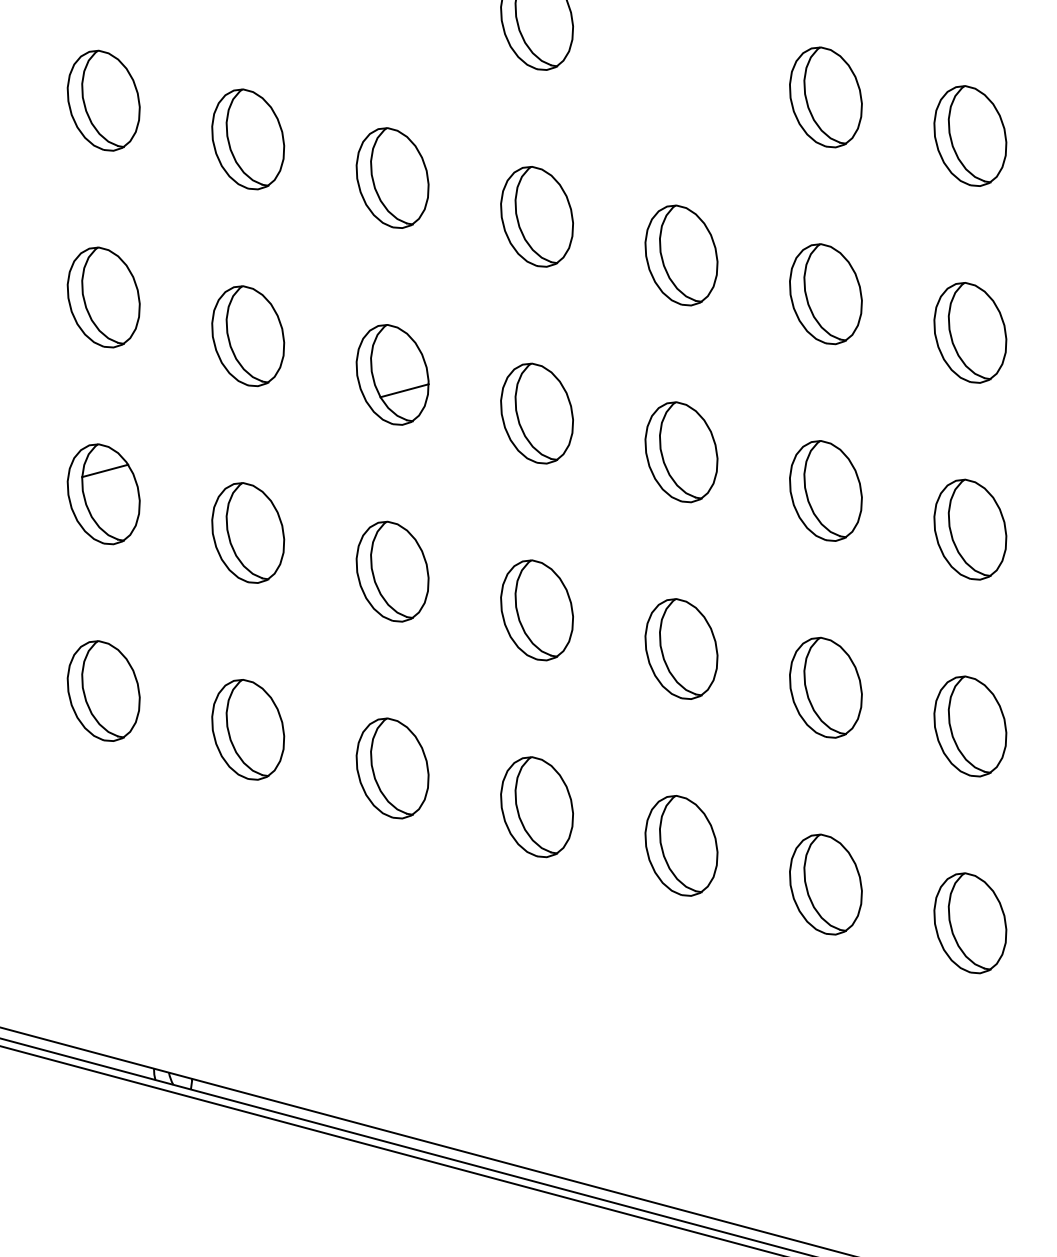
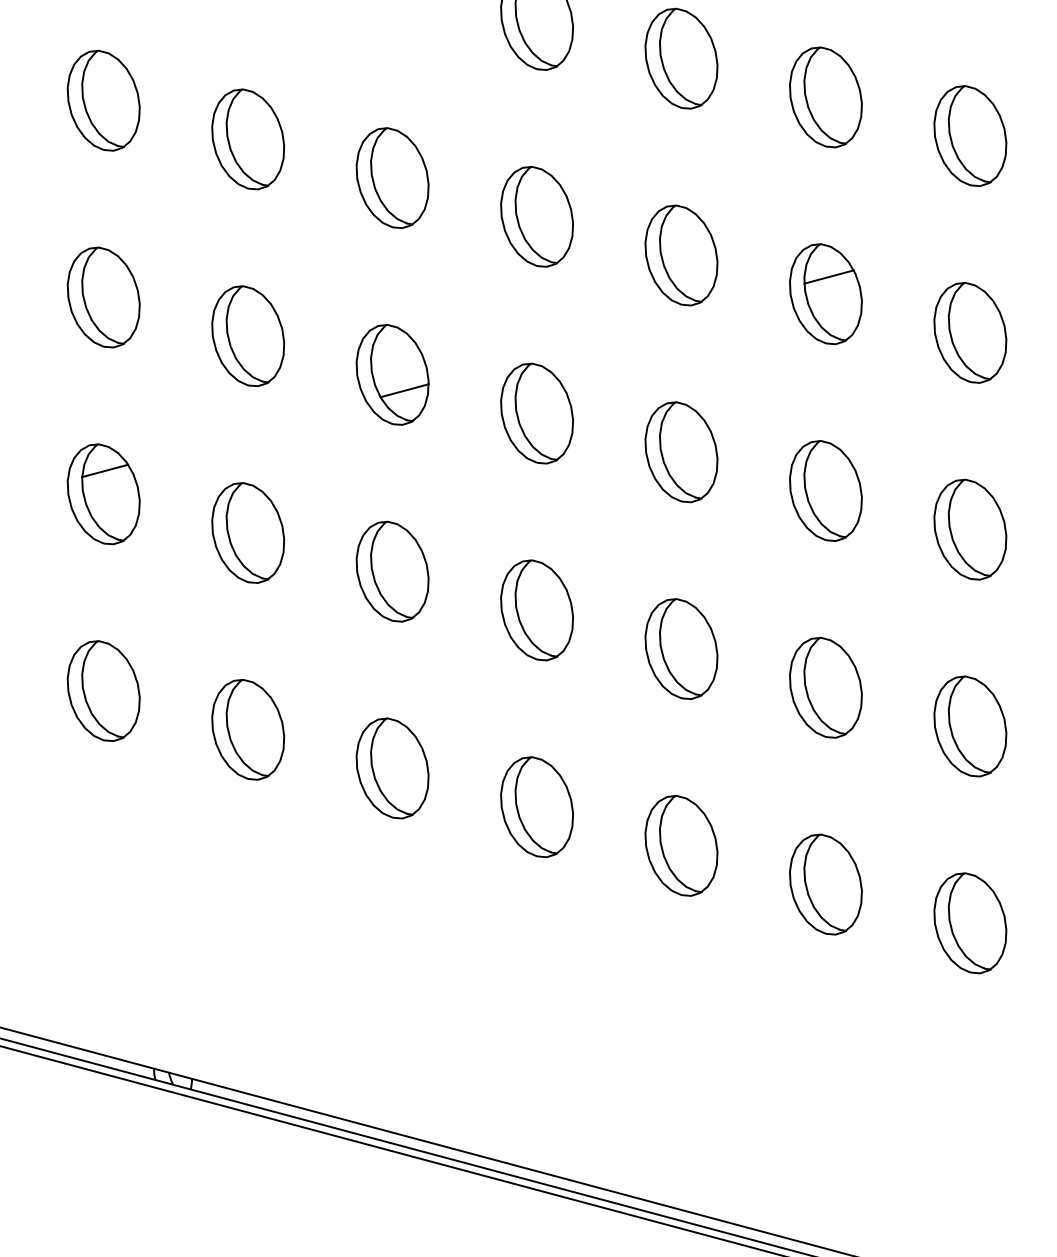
part: none -> present (681, 58)
line: none -> present (828, 276)
